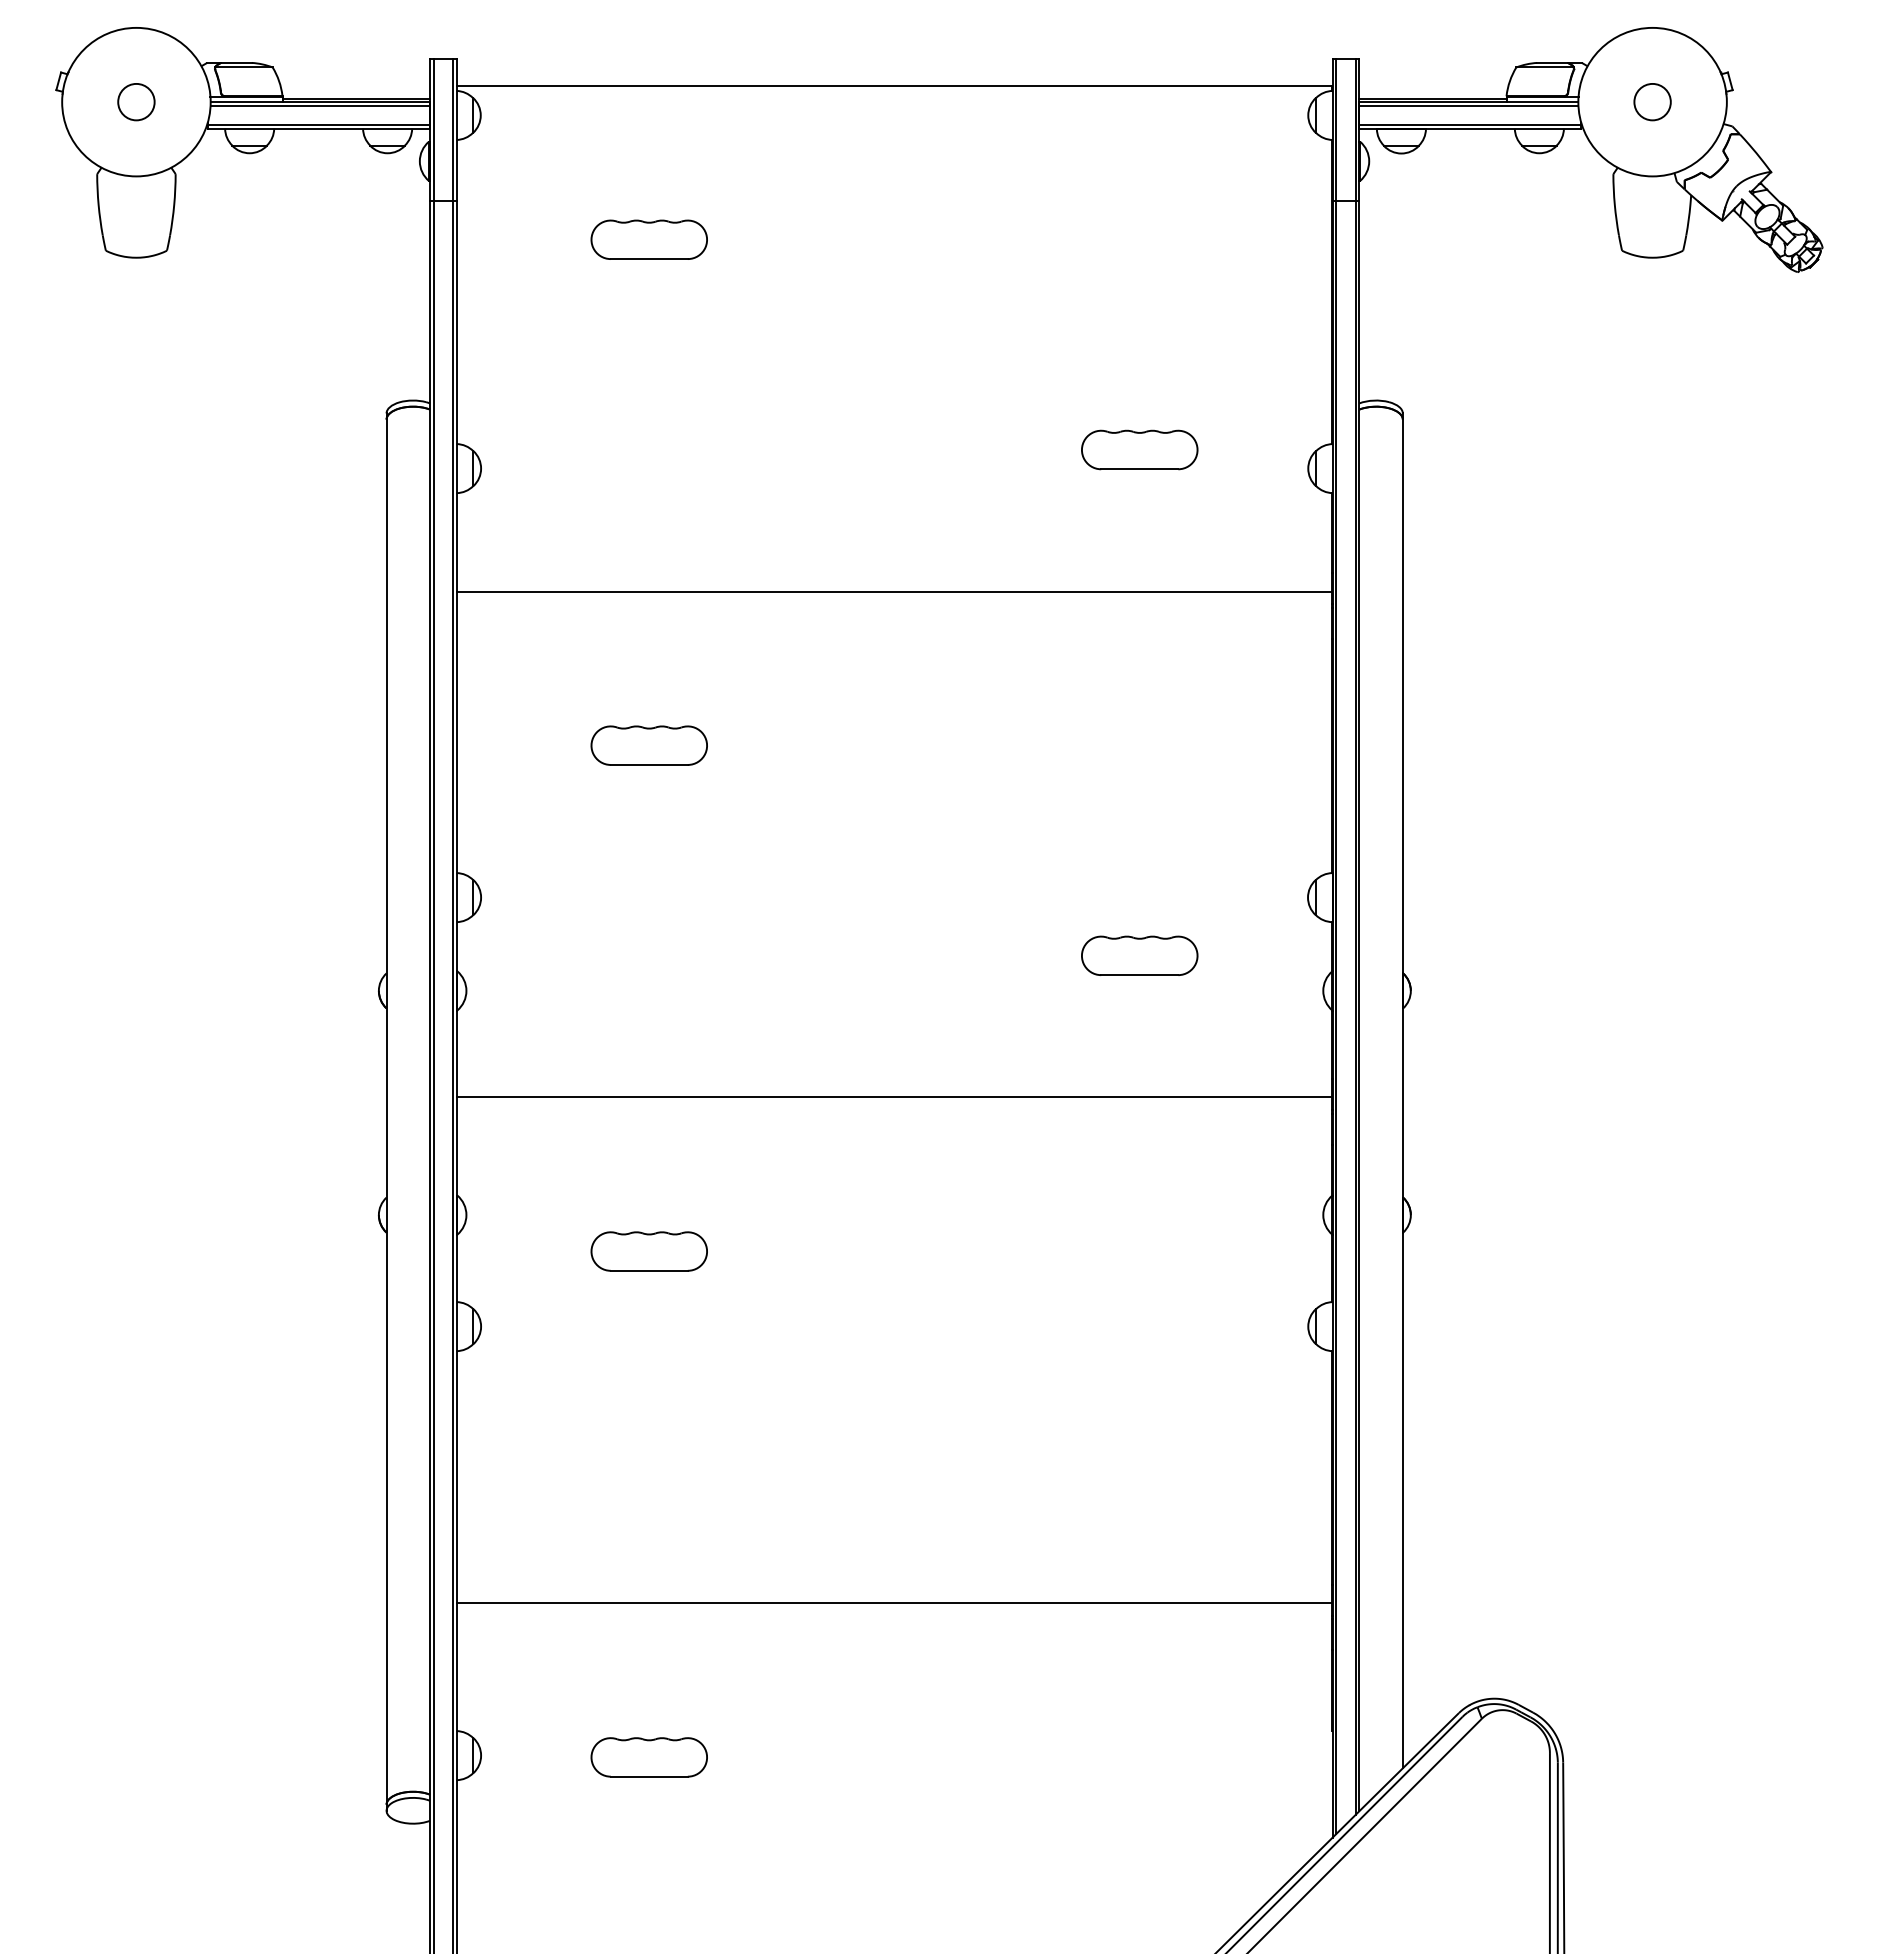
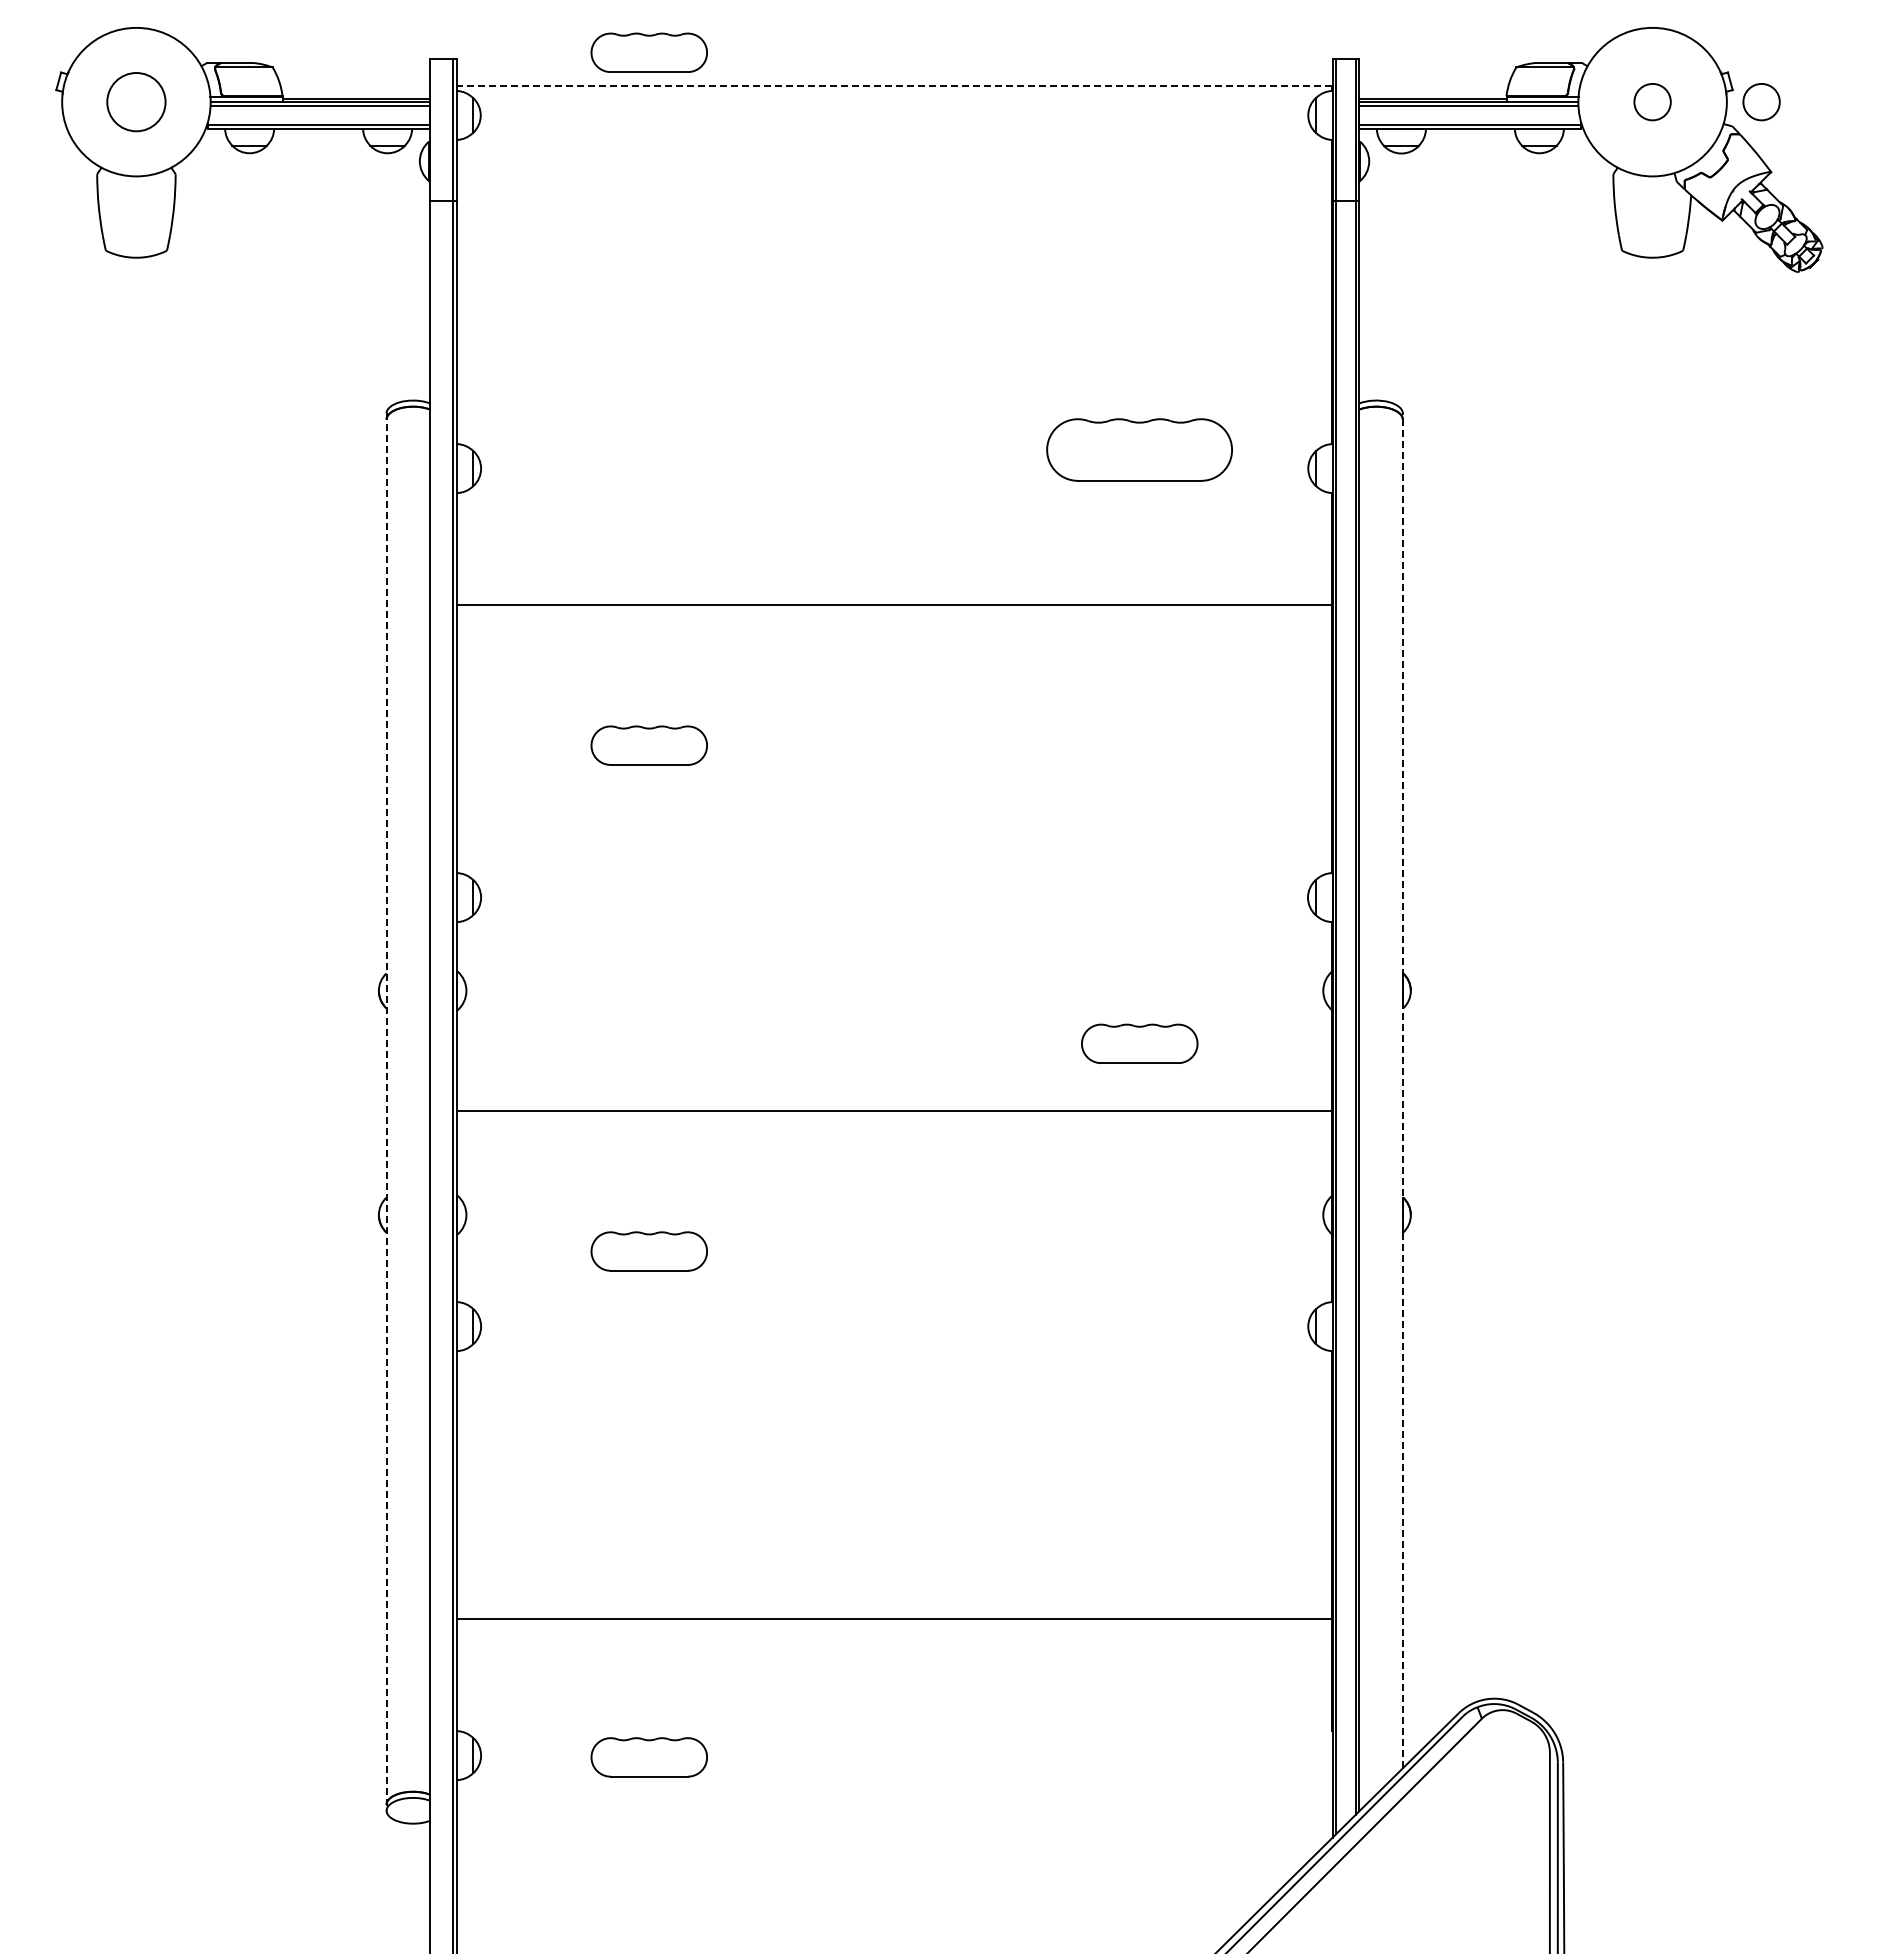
line: solid -> dashed (894, 85)
circle diameter: 36 px -> 58 px (136, 102)
circle: none -> present (1761, 102)
part position: (648, 239) -> (648, 52) (648, 52)
part size: 118x42 px -> 187x64 px (1139, 449)
line position: (894, 591) -> (894, 604) (894, 604)
part position: (1139, 955) -> (1139, 1043) (1139, 1043)
line: present -> none (433, 1004)
line: solid -> dashed (1402, 1090)
line position: (894, 1097) -> (894, 1111) (894, 1111)
line: solid -> dashed (386, 1112)
line position: (894, 1603) -> (894, 1619) (894, 1619)
